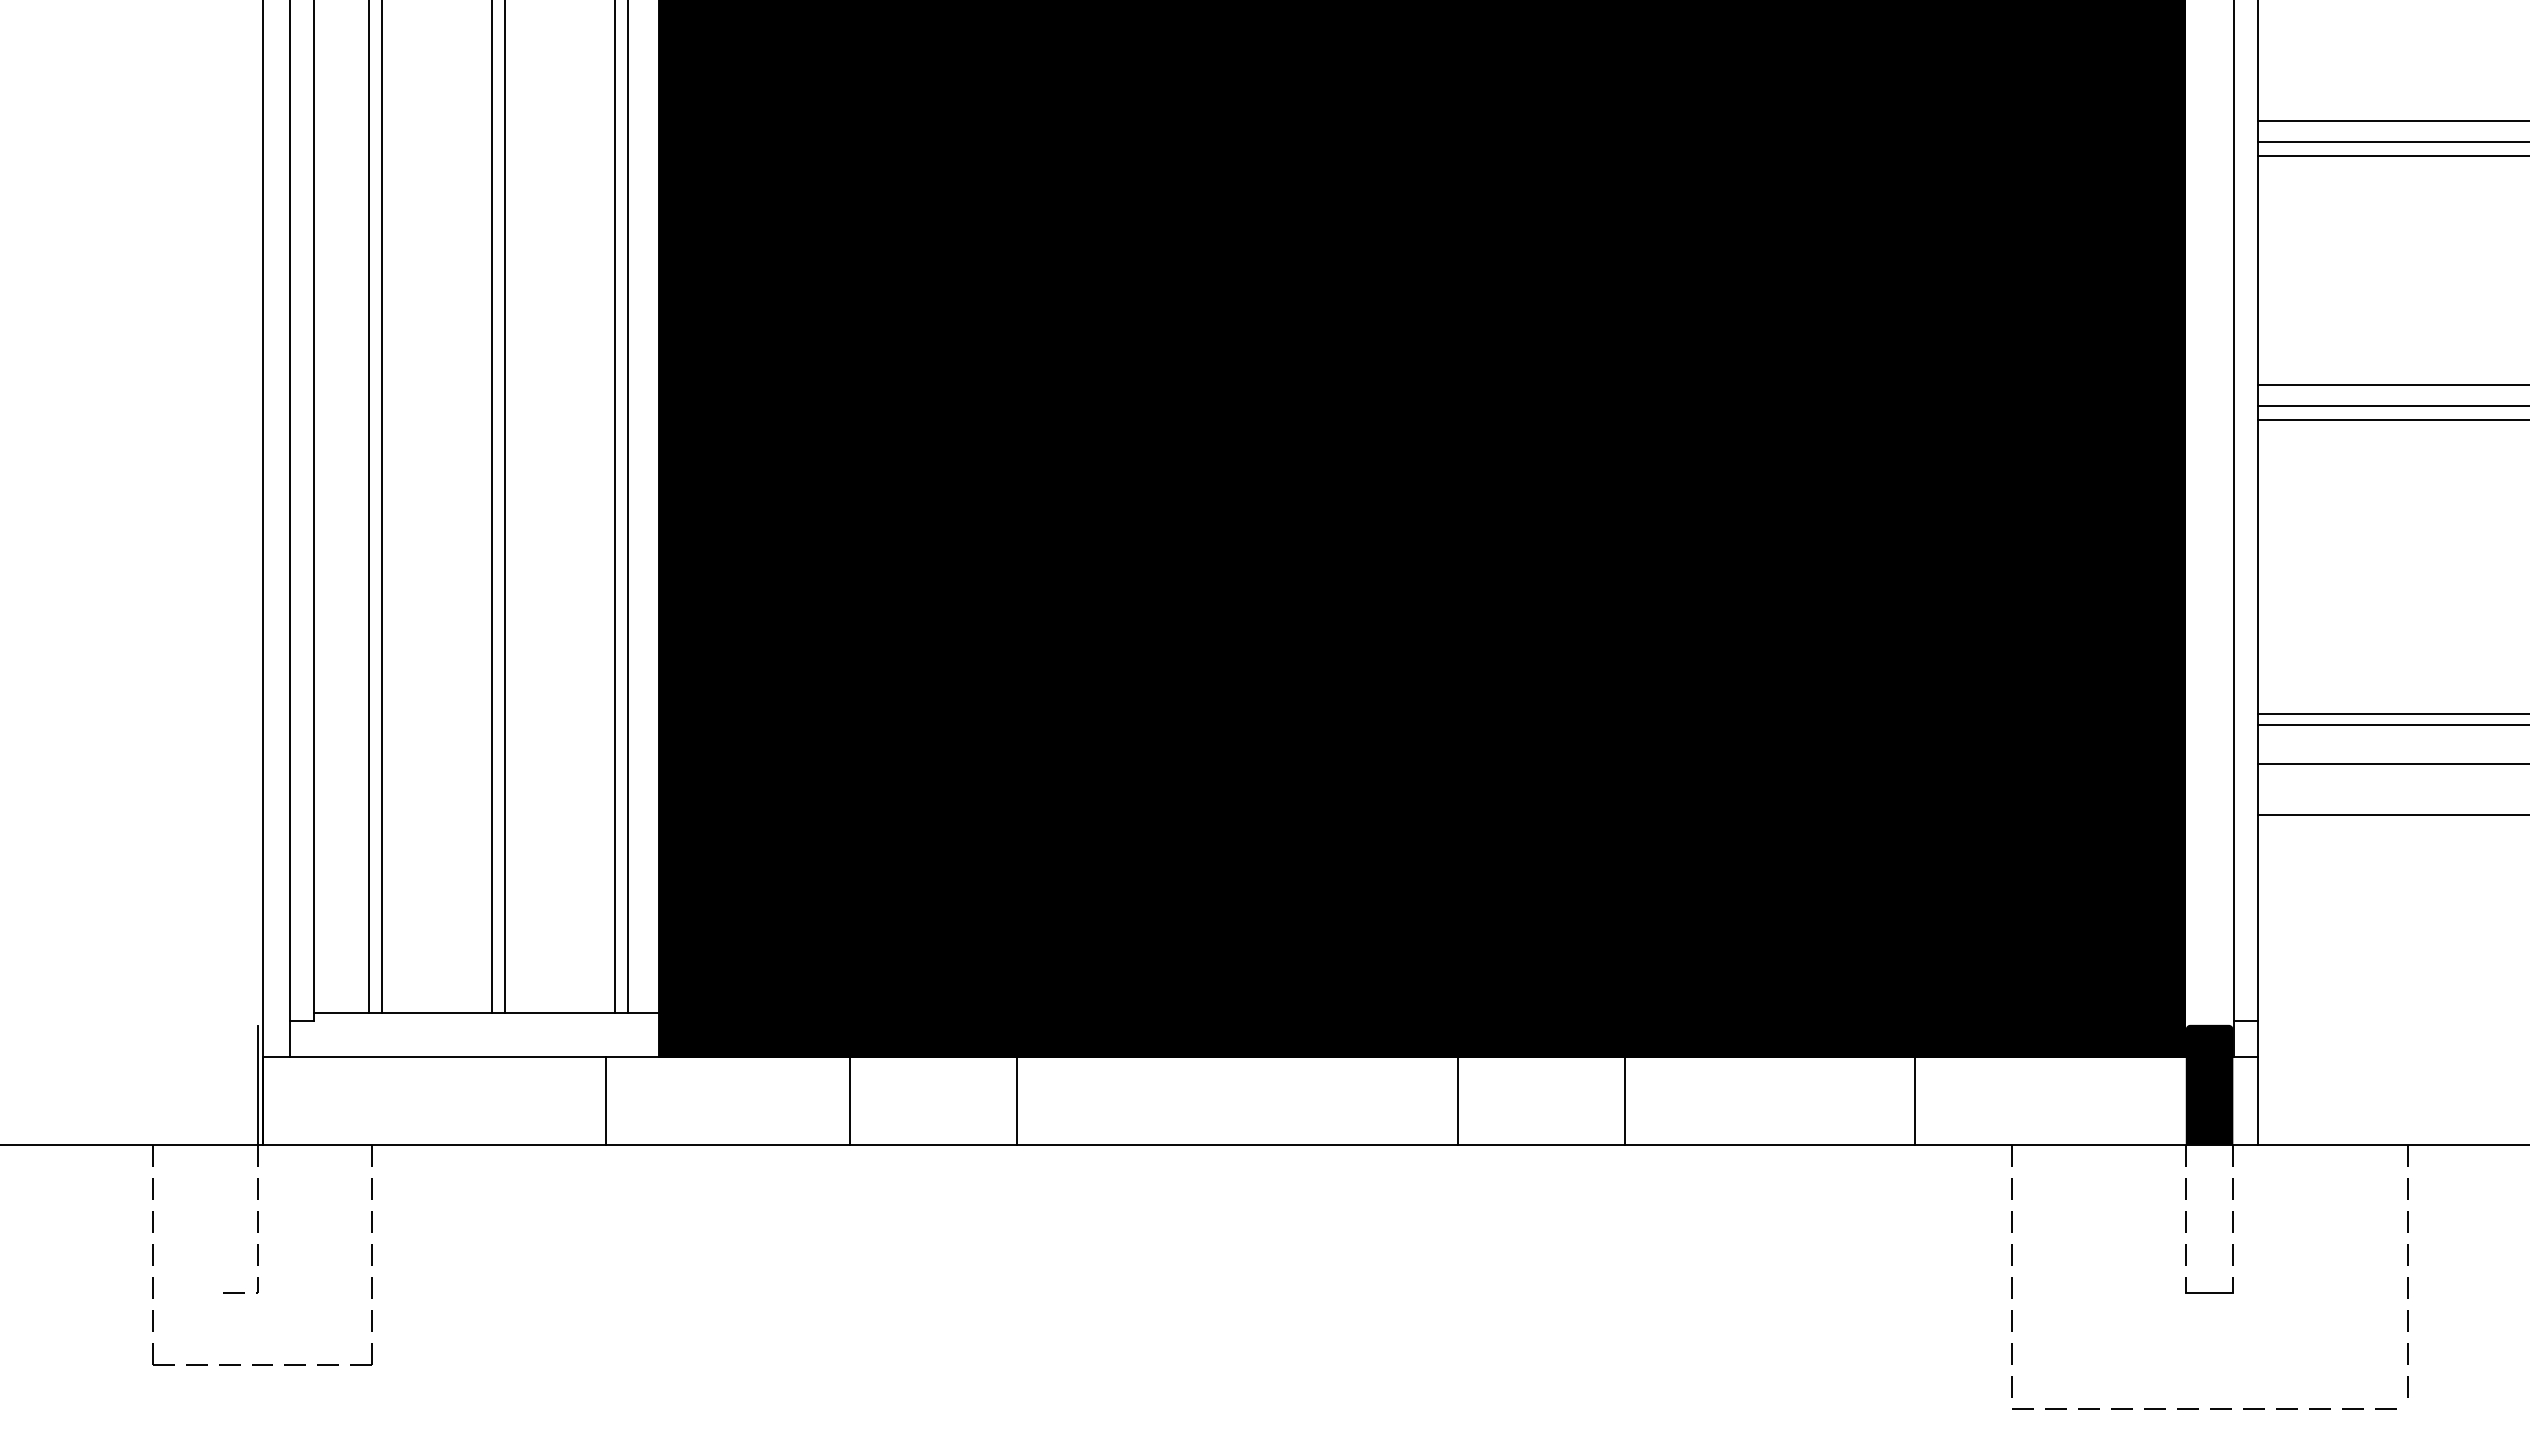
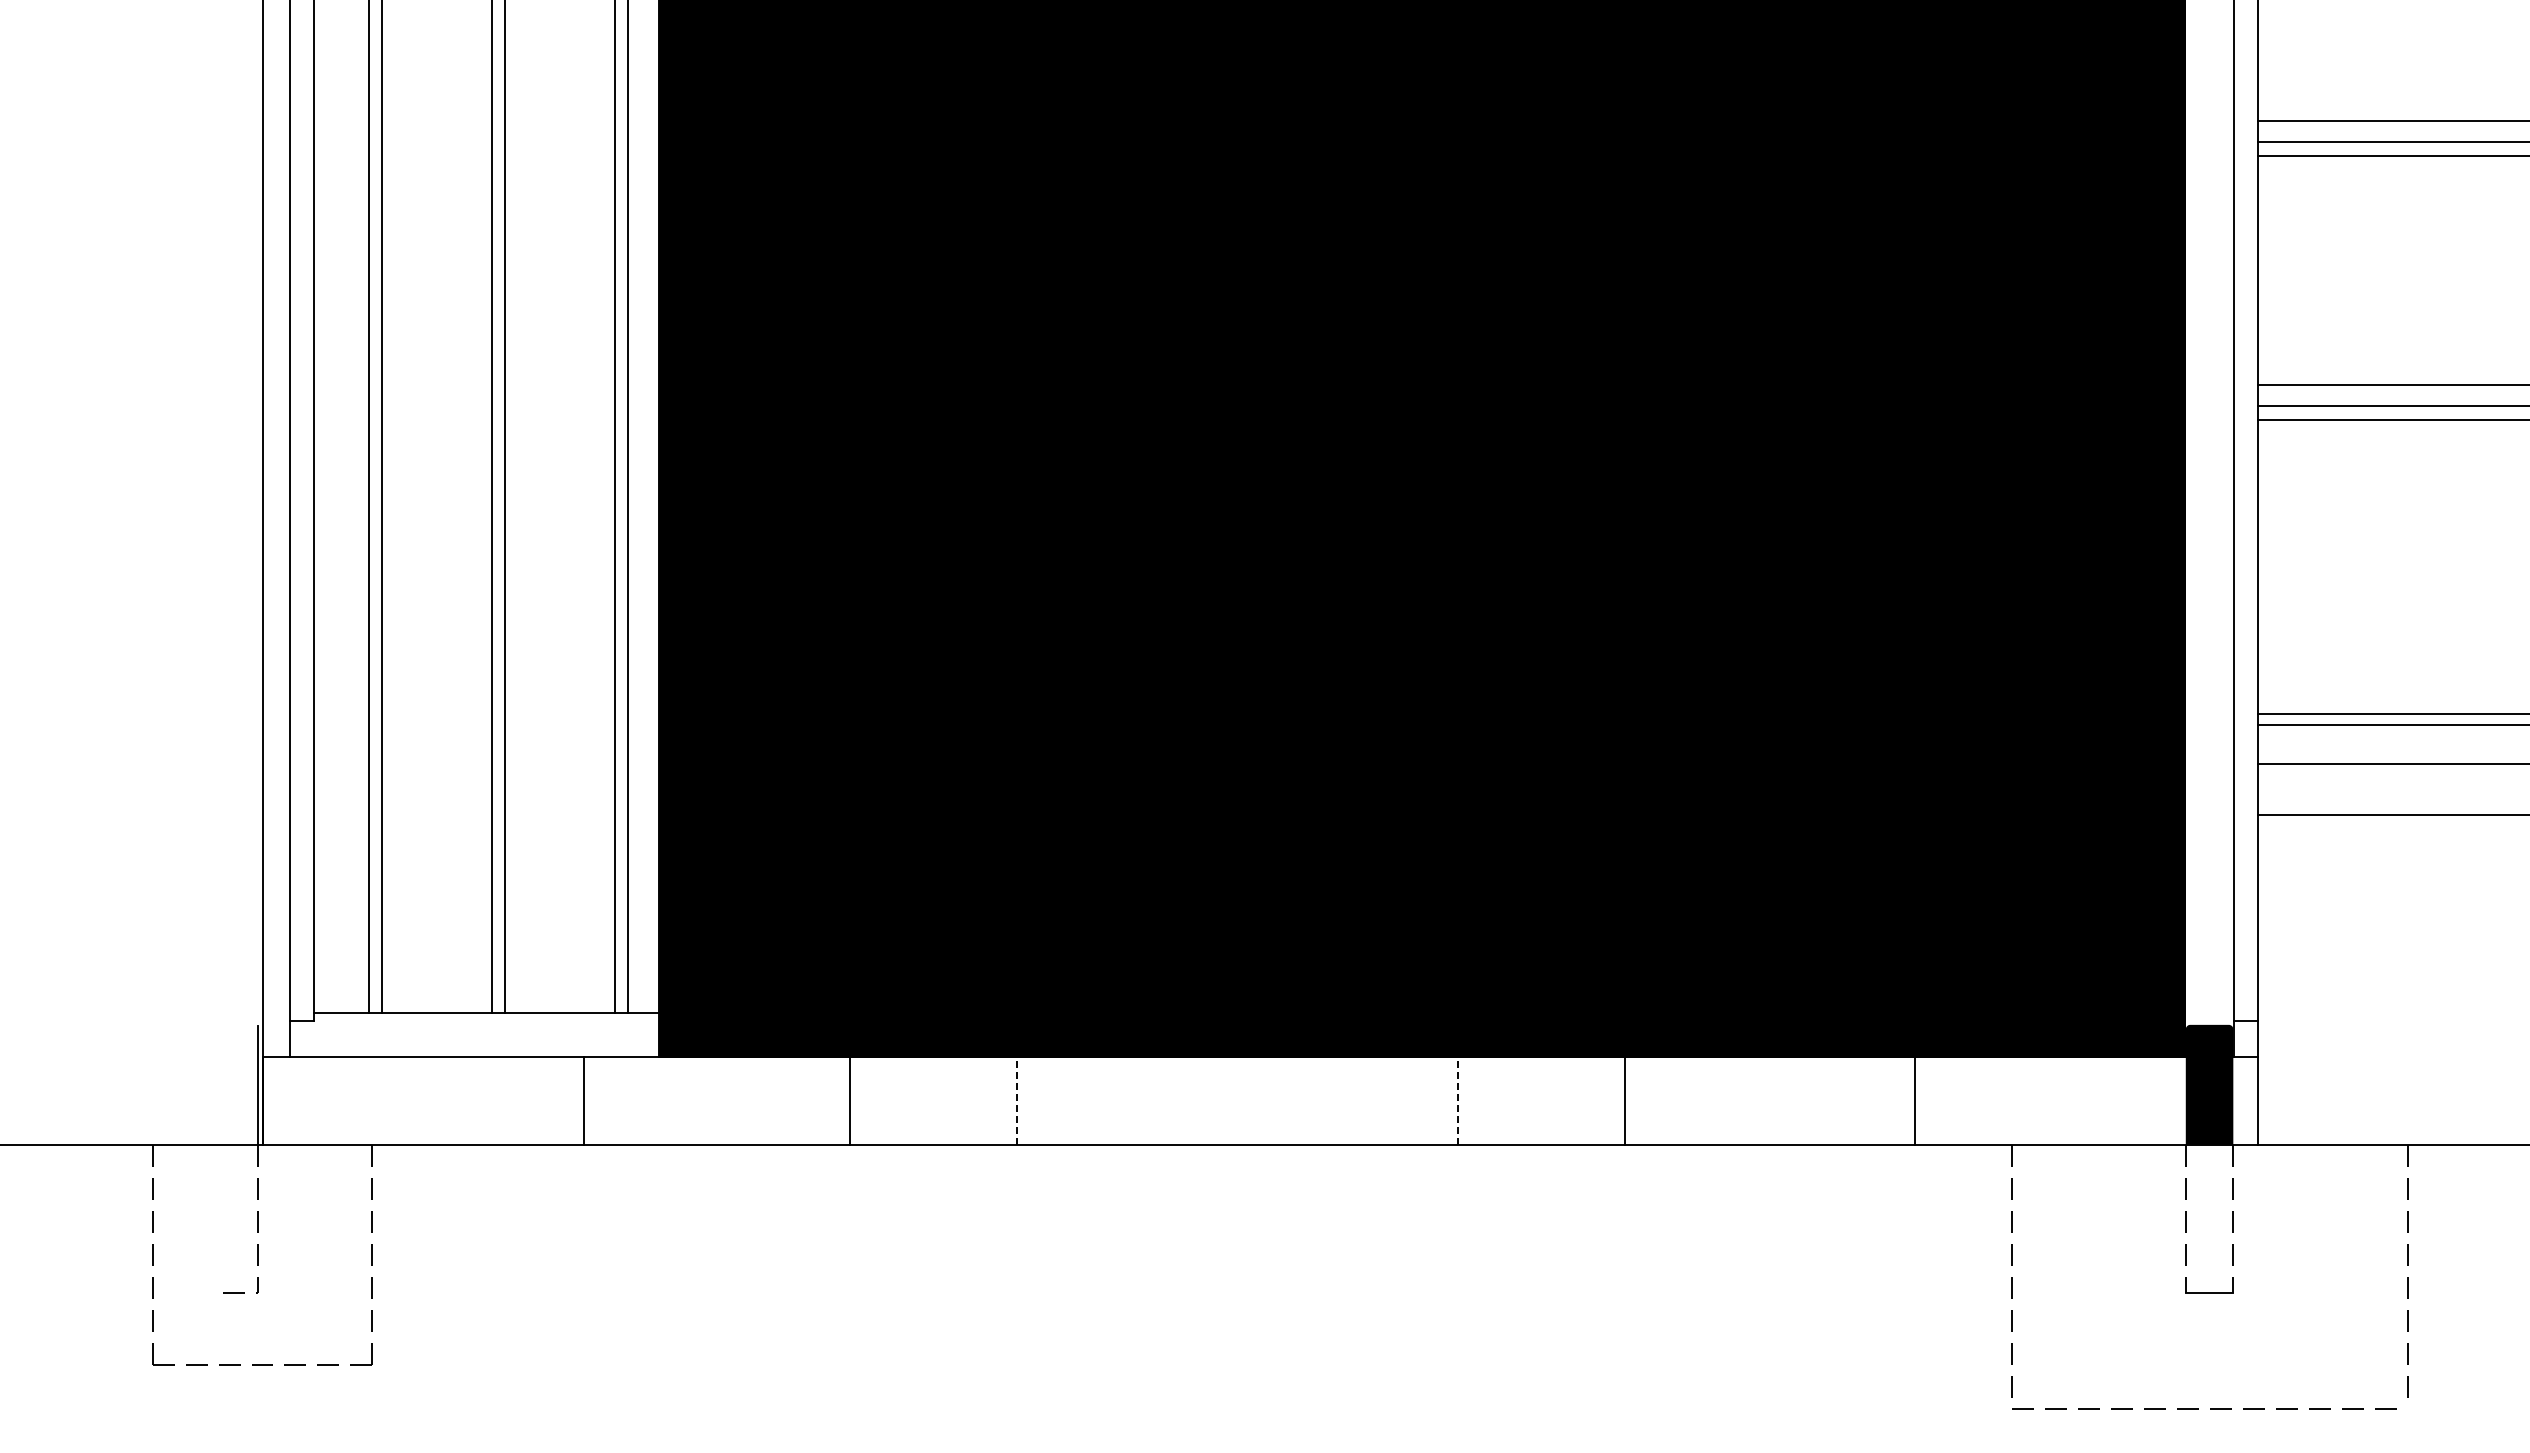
line position: (605, 1101) -> (583, 1101) (583, 1101)
line: solid -> dashed (1016, 1101)
line: solid -> dashed (1457, 1101)
